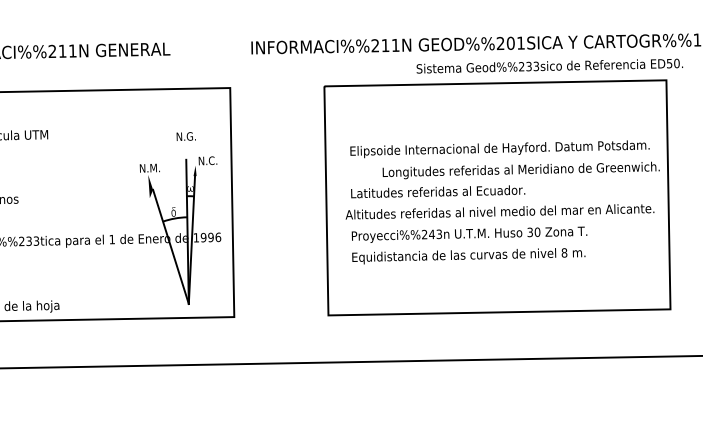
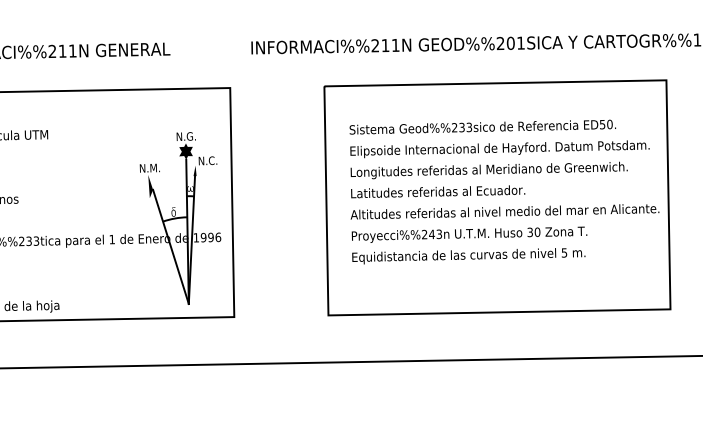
text position: (549, 65) -> (482, 126) (482, 126)
fill: none -> present (185, 151)
text position: (520, 170) -> (488, 170) (488, 170)
text position: (499, 211) -> (504, 211) (504, 211)
text: 8 -> 5 (564, 252)
